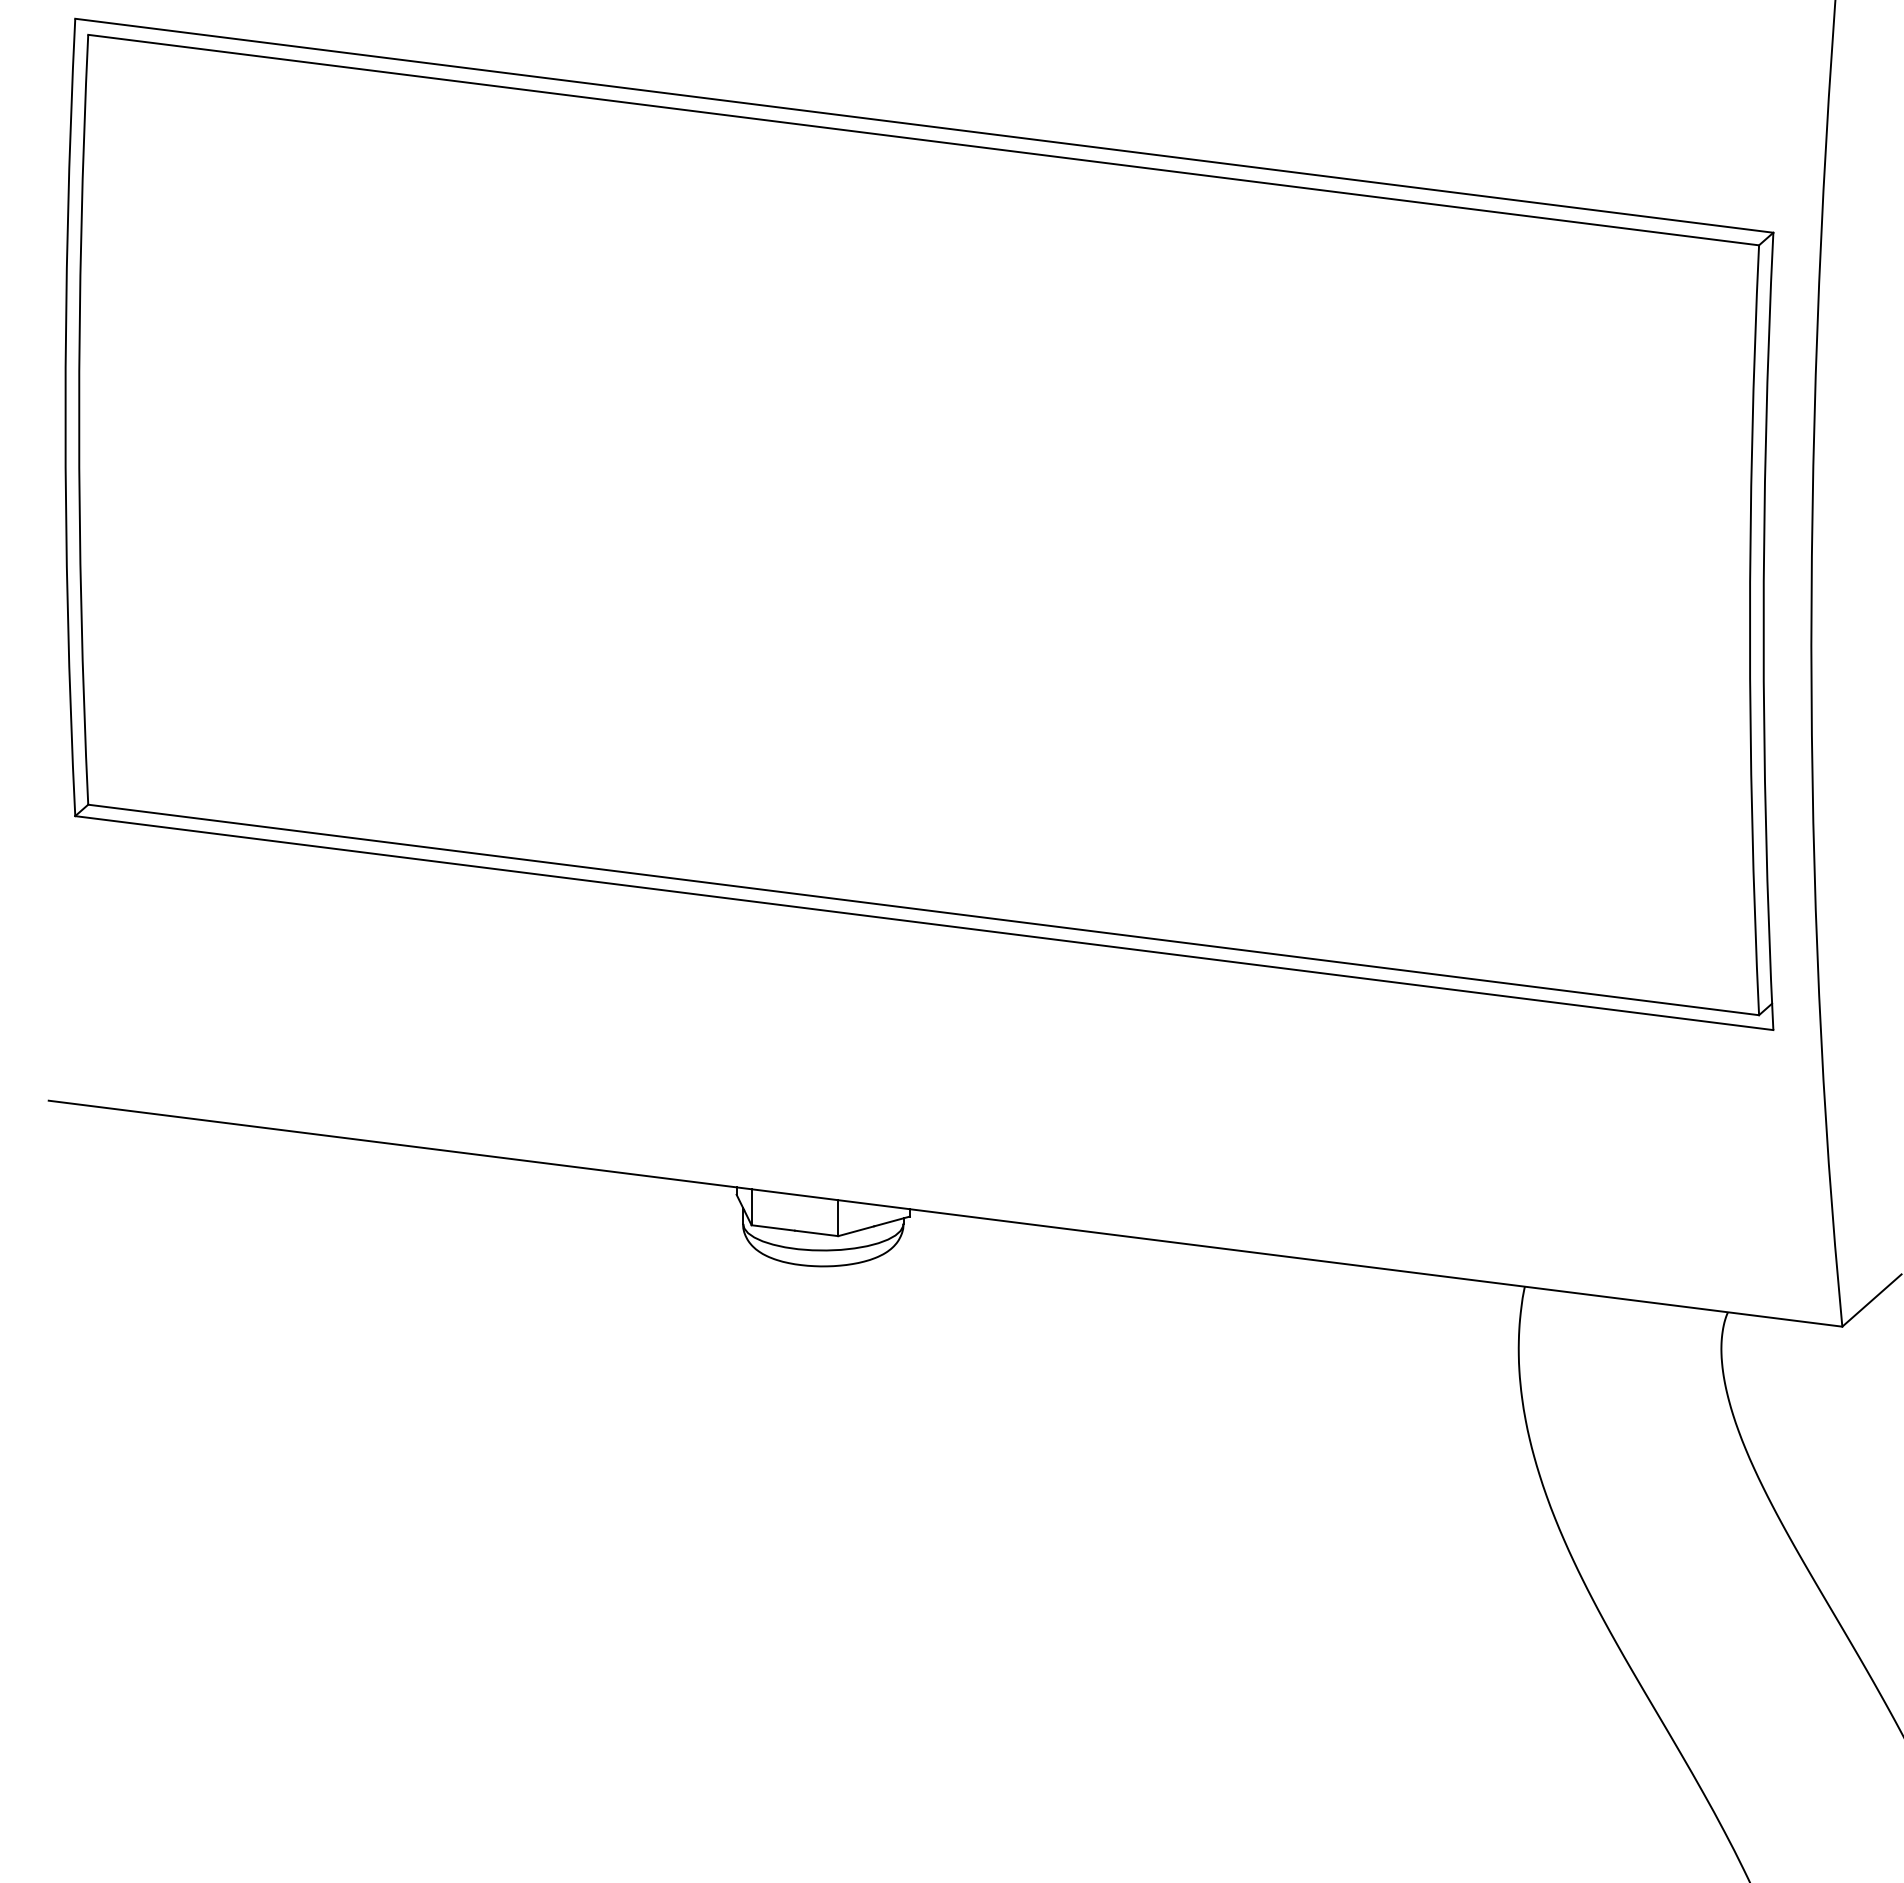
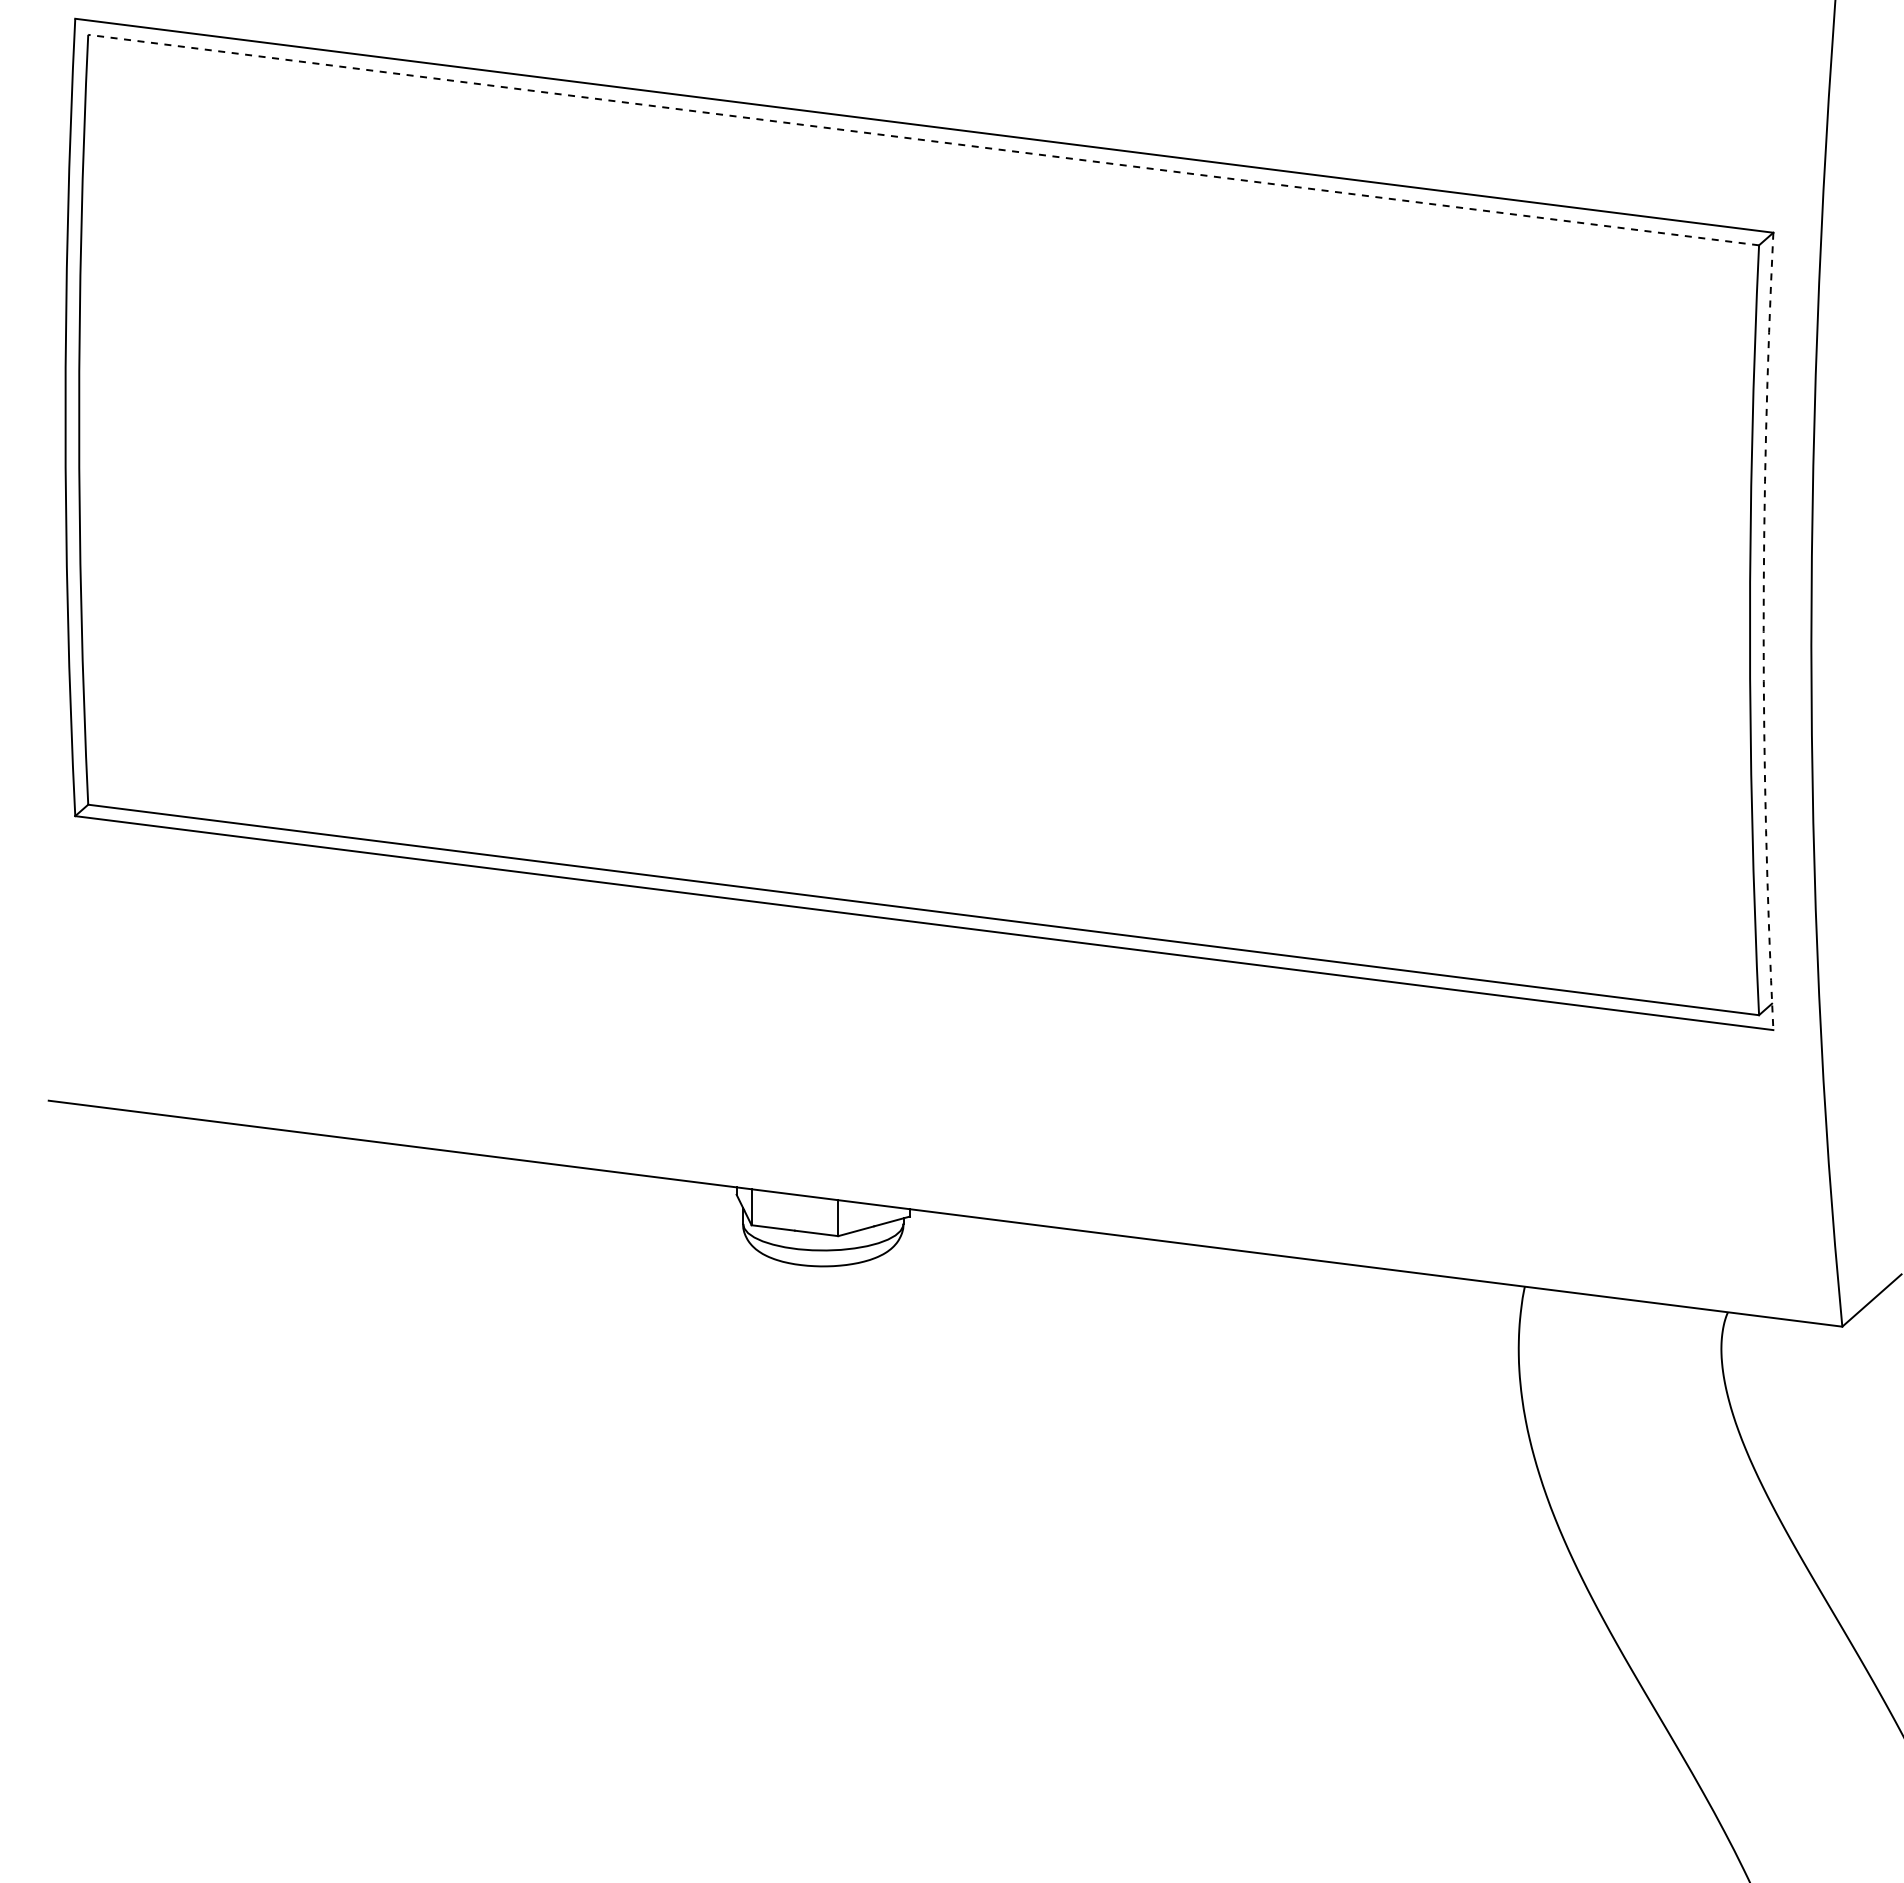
line: solid -> dashed (923, 140)
arc: solid -> dashed (1763, 631)
